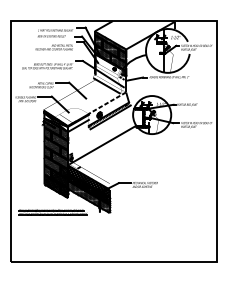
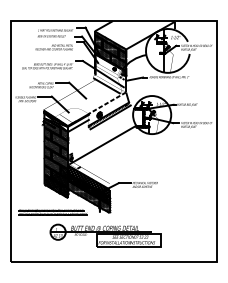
part: none -> present (105, 235)
